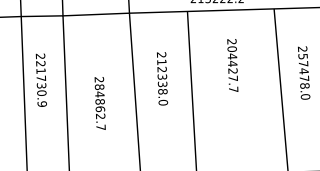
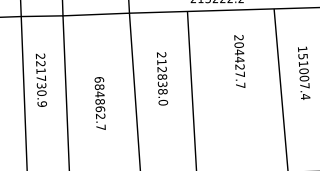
text position: (232, 65) -> (239, 61) (239, 61)
text: 257478.0 -> 151007.4 (304, 72)
text: 212338.0 -> 212838.0 (161, 76)
text: 284862.7 -> 684862.7 (99, 79)
